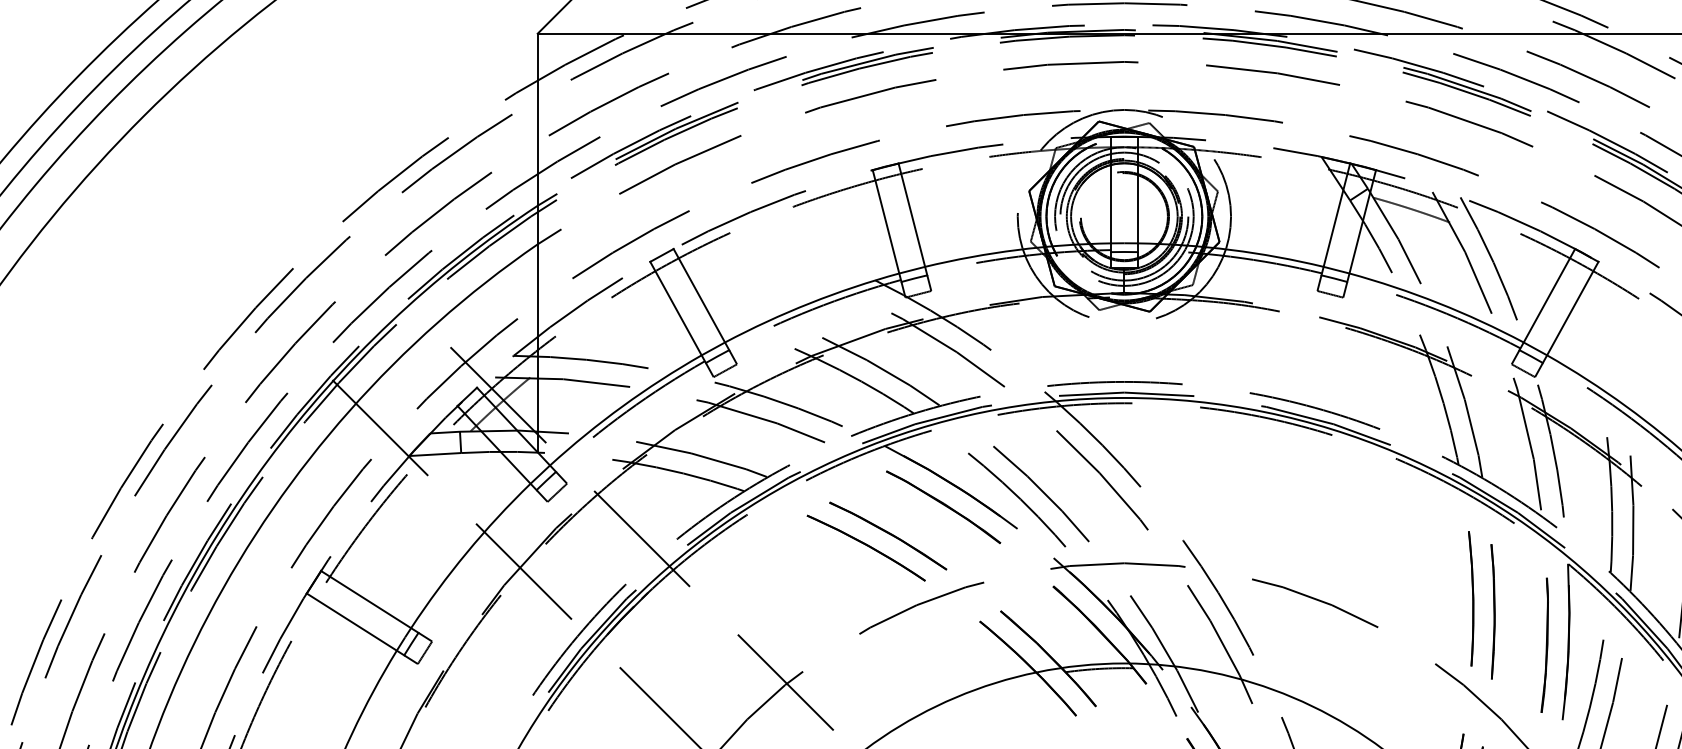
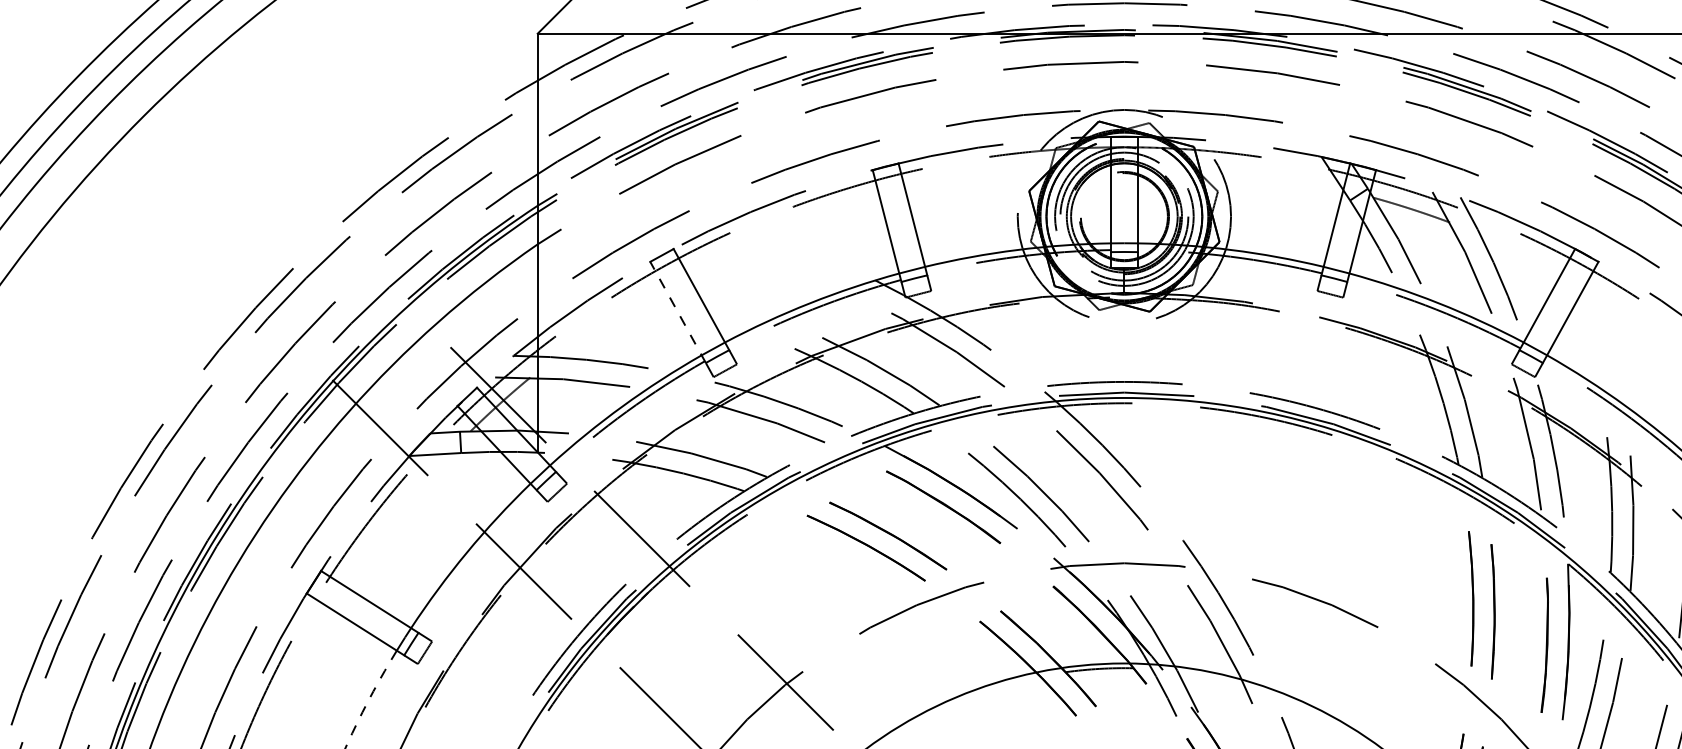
line: solid -> dashed (678, 312)
arc: solid -> dashed (369, 699)
